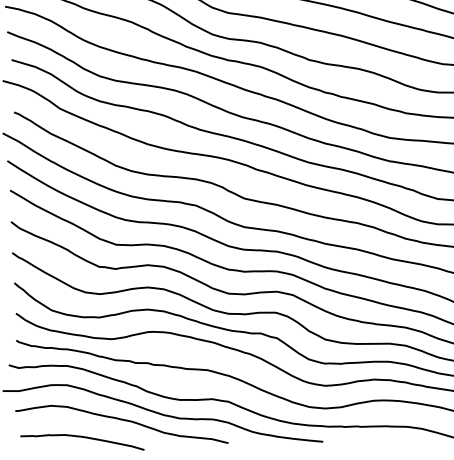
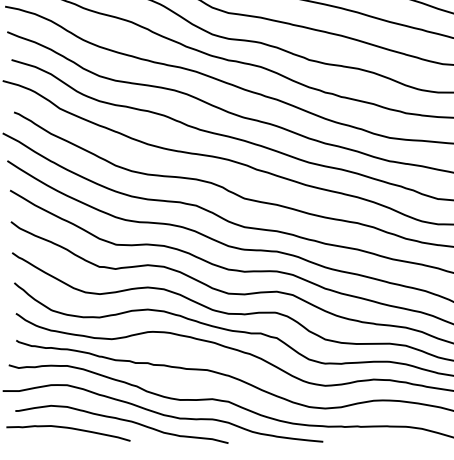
curve position: (84, 438) -> (70, 429) (70, 429)
